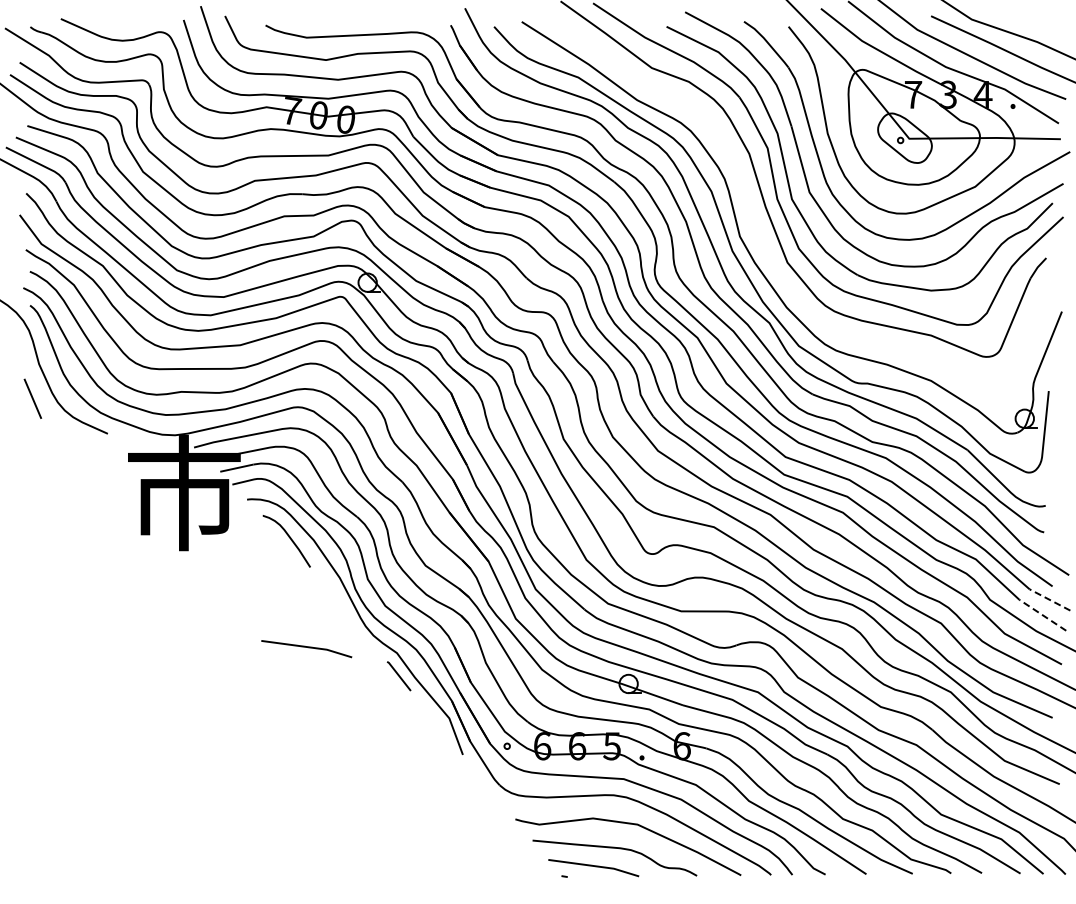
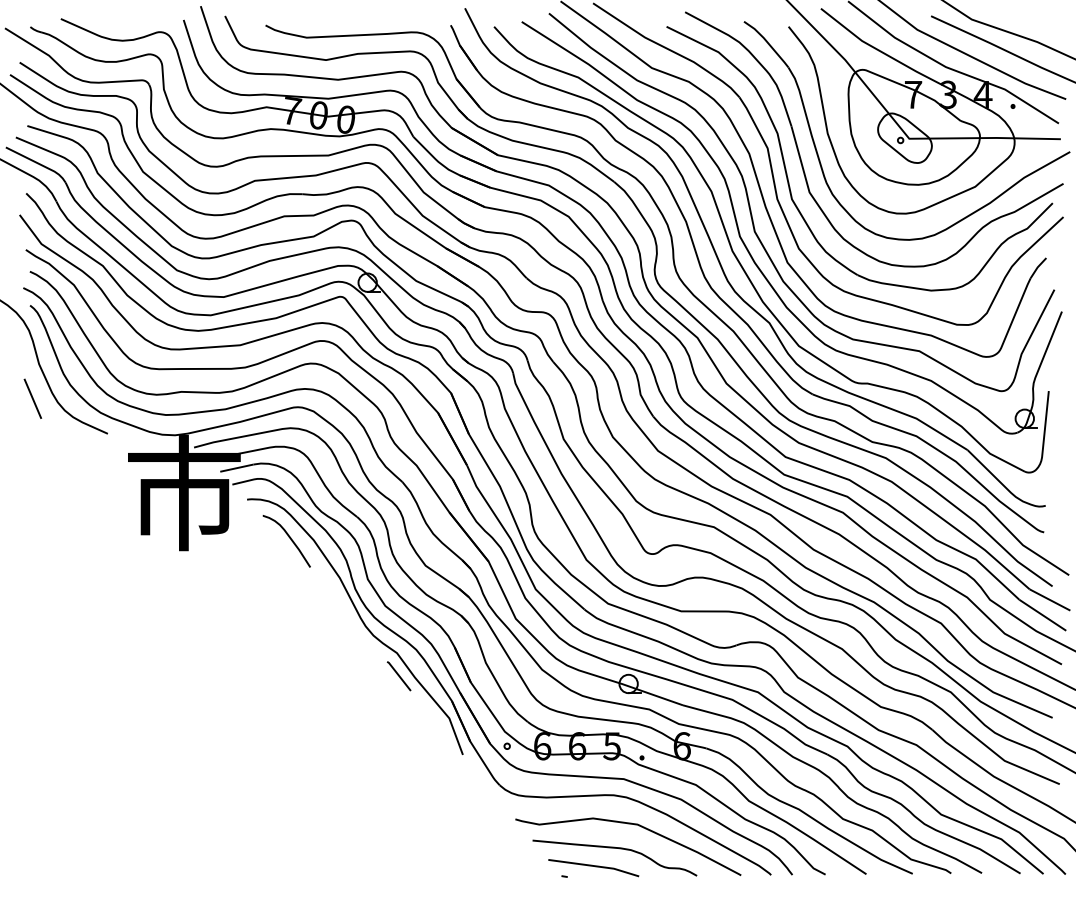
curve: none -> present (752, 214)
line: dashed -> solid (1050, 600)
line: dashed -> solid (1042, 615)
line: present -> none (306, 647)
